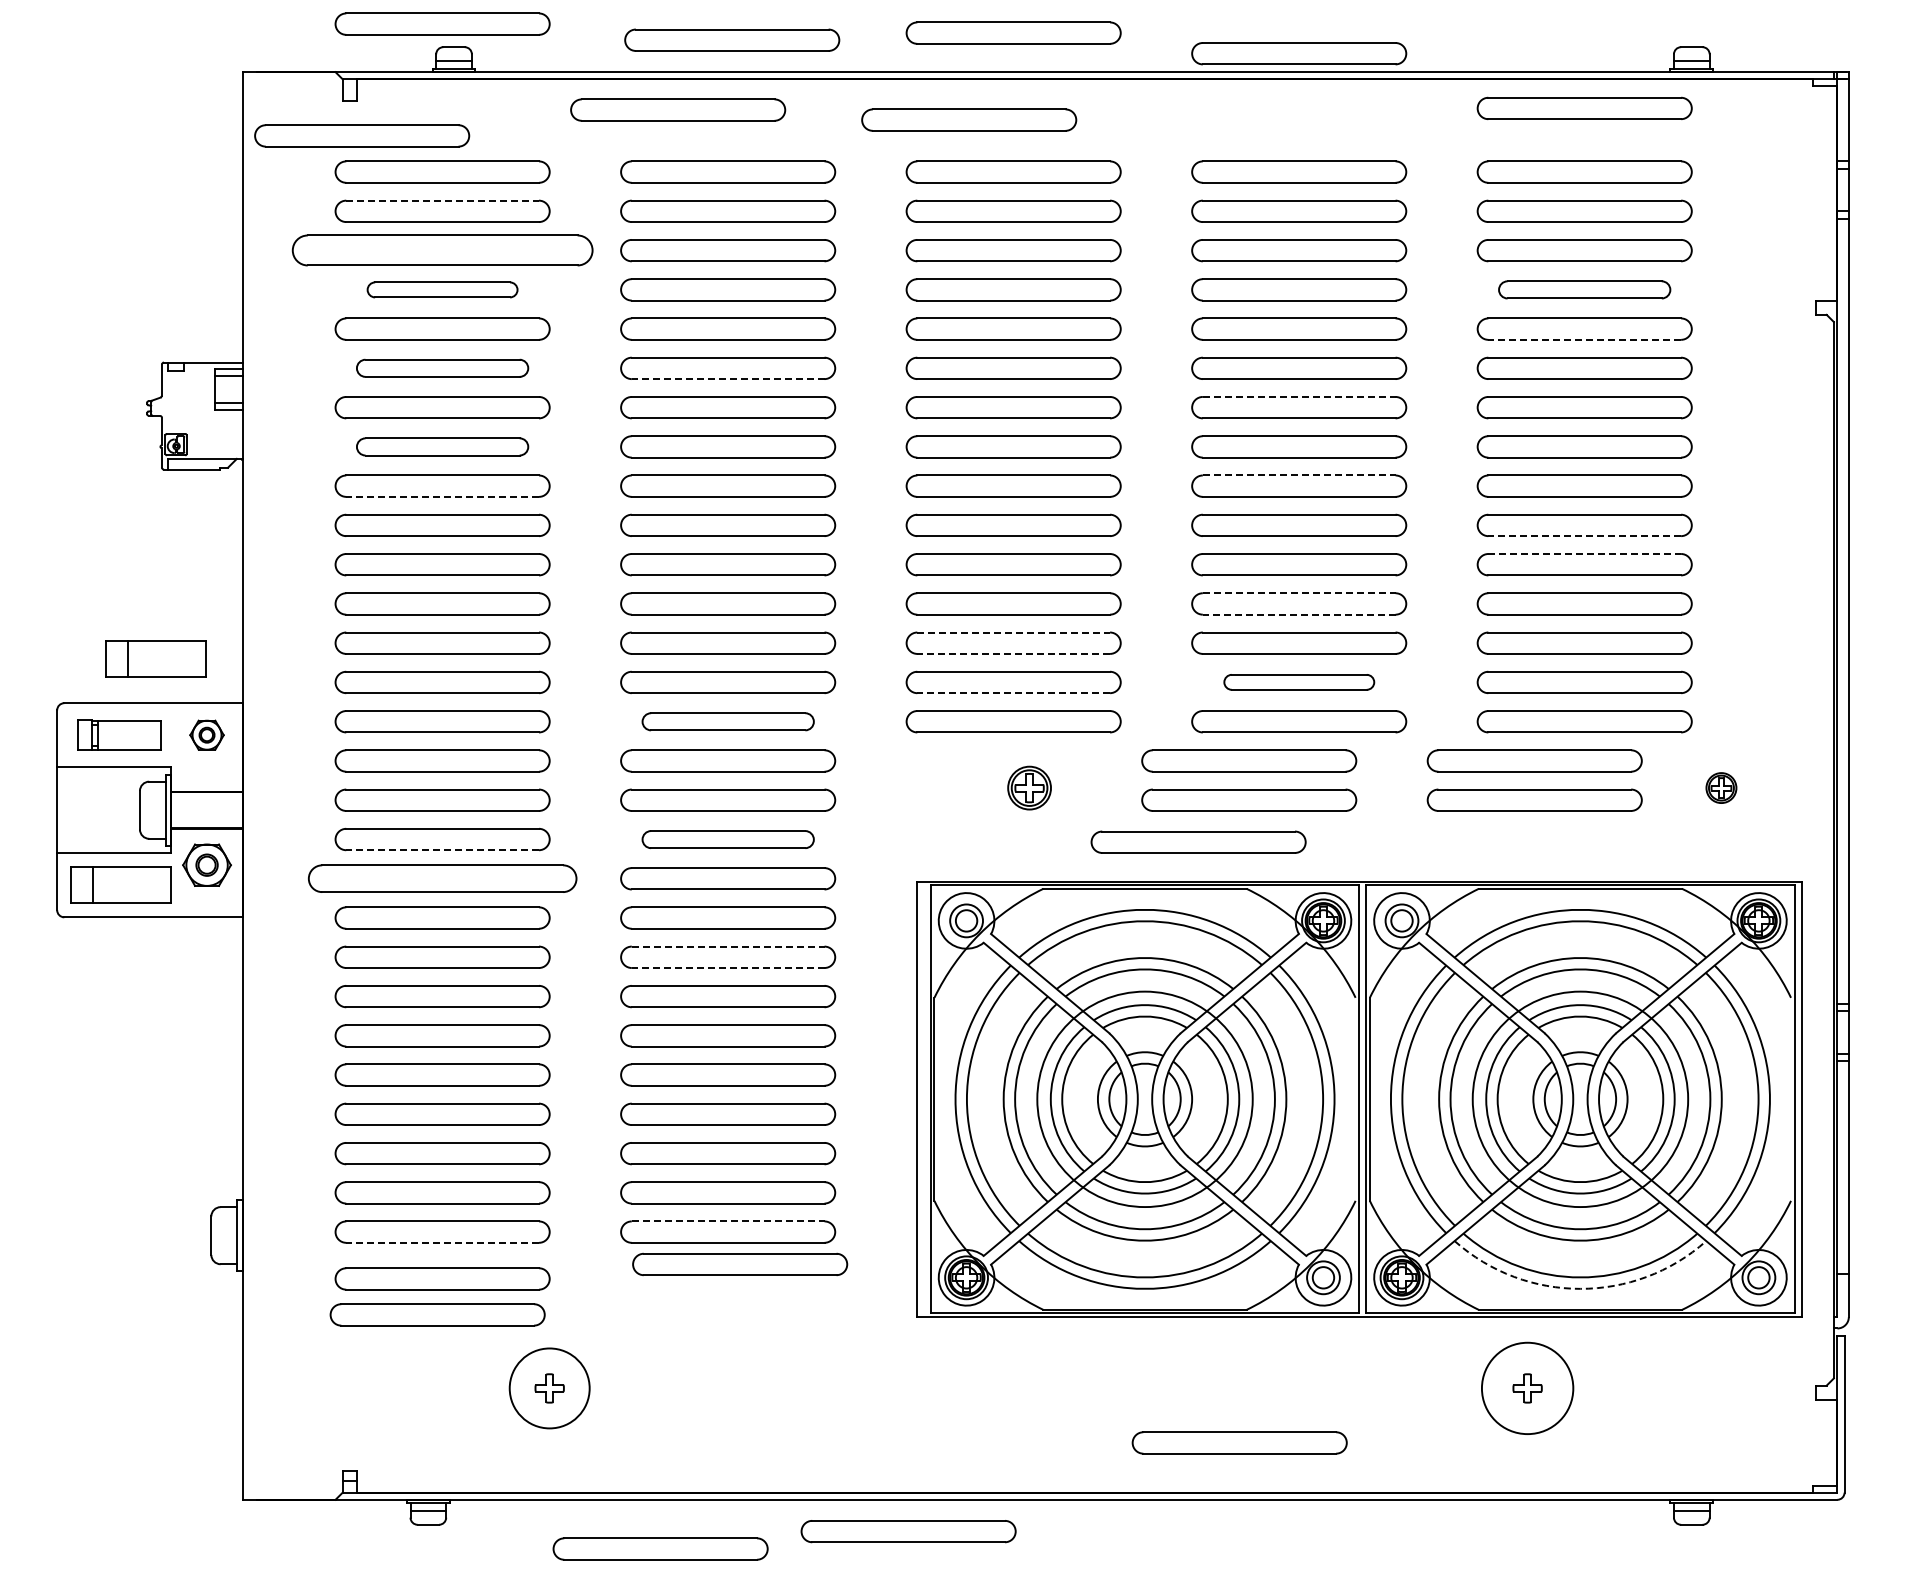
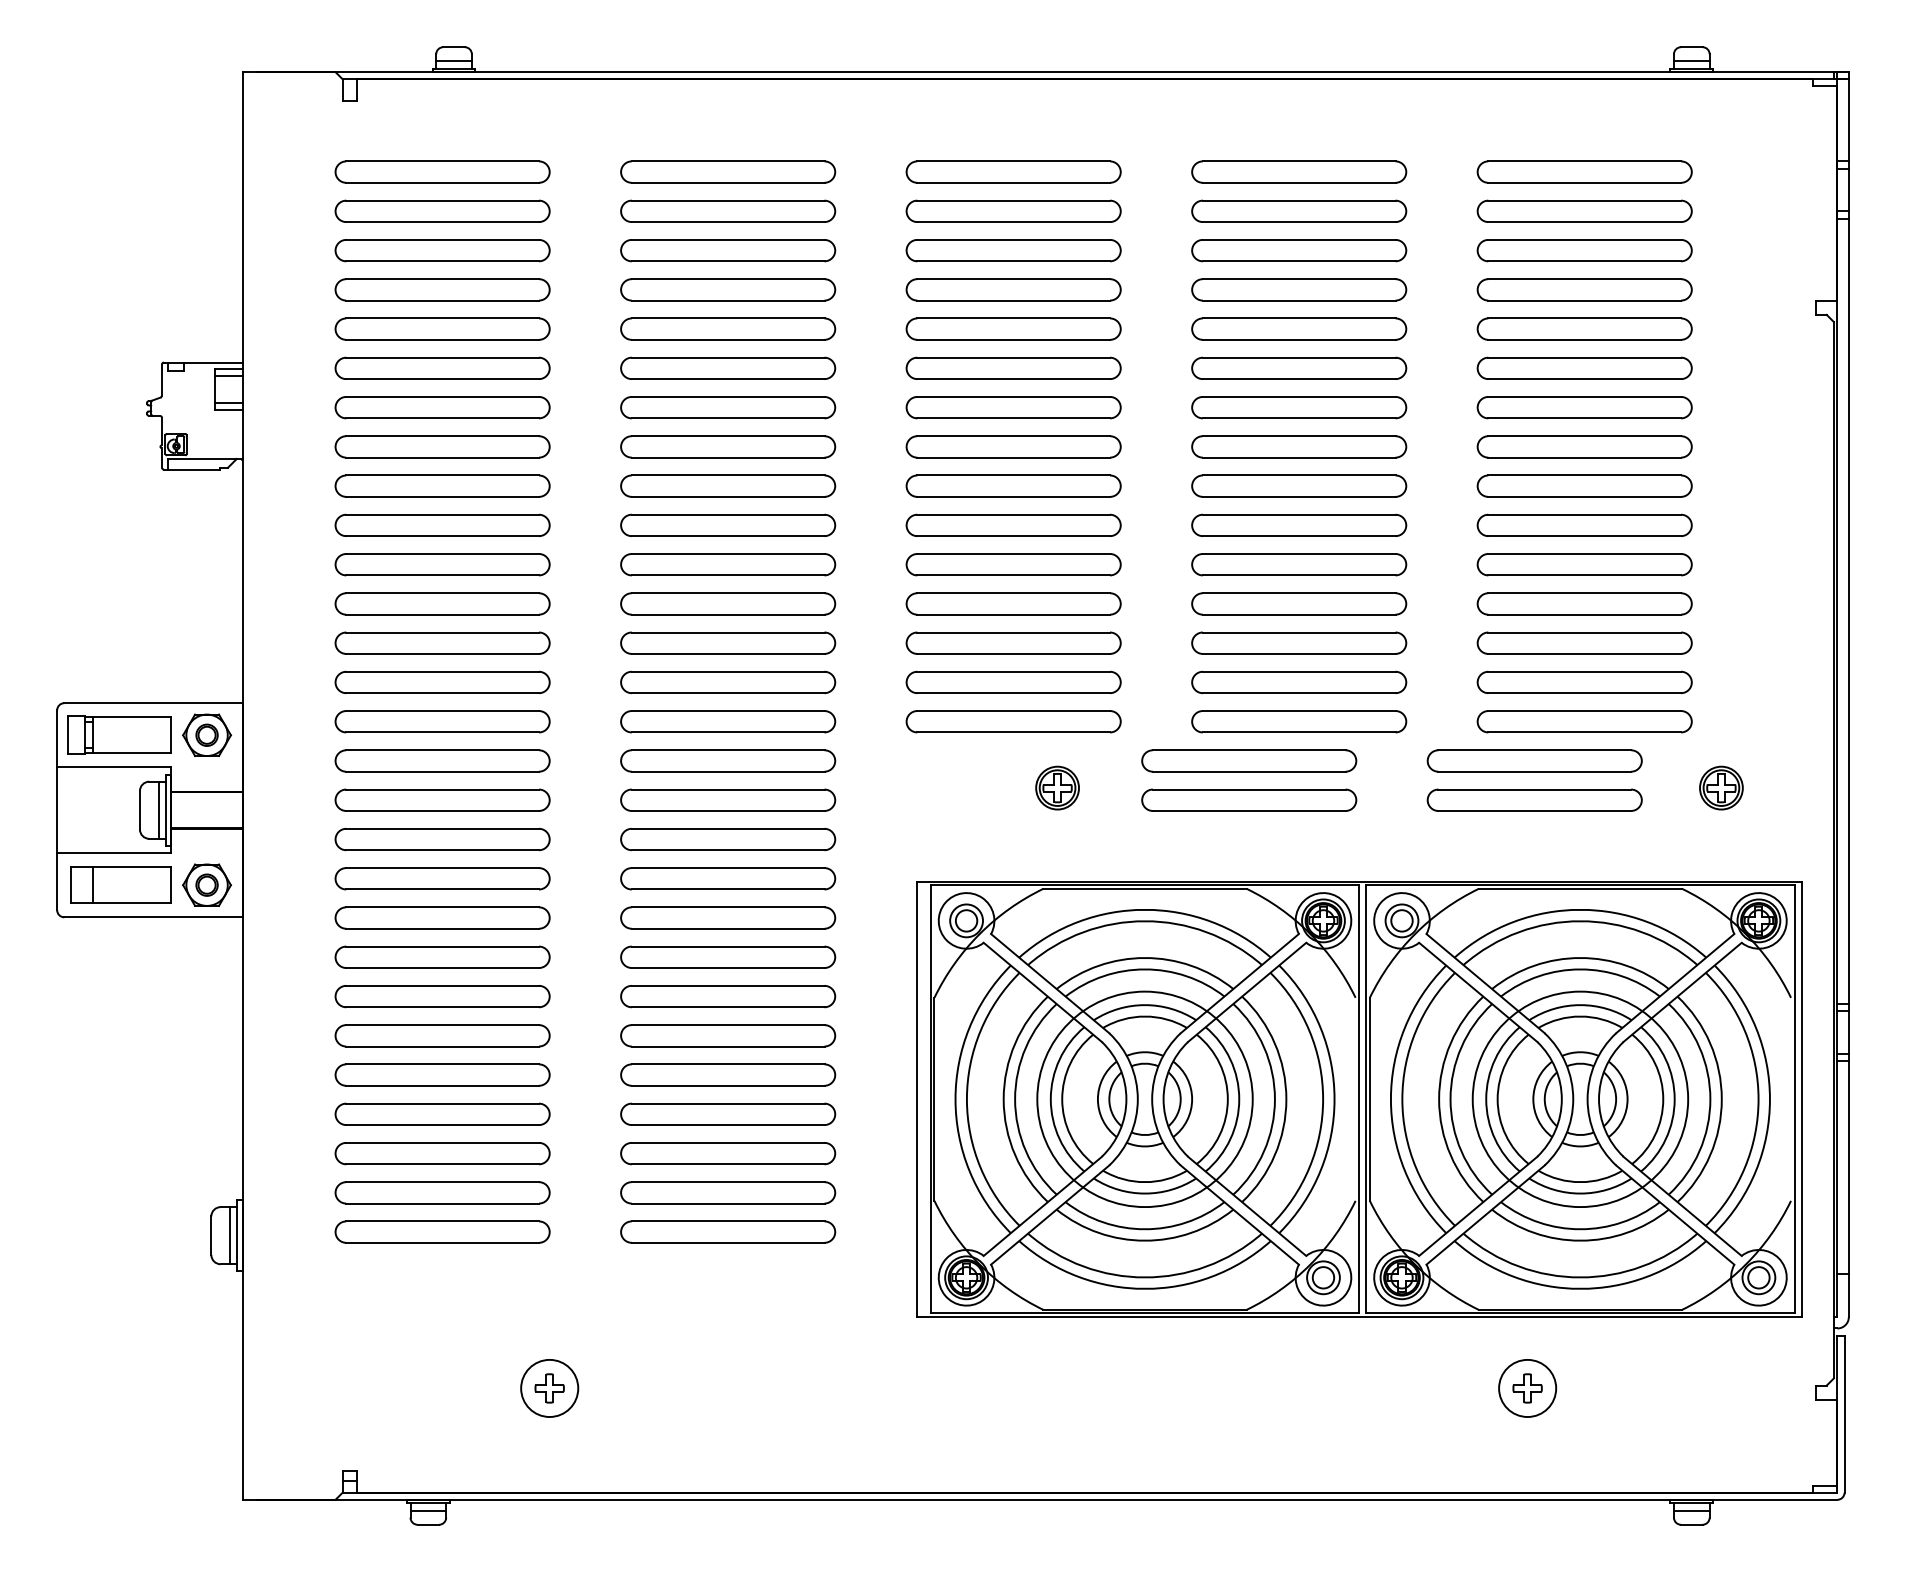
part: present -> none (442, 23)
part: present -> none (1013, 32)
part: present -> none (732, 39)
part: present -> none (1299, 53)
part: present -> none (1584, 107)
part: present -> none (678, 109)
part: present -> none (969, 119)
part: present -> none (362, 135)
line: dashed -> solid (443, 200)
part size: 303x33 px -> 217x24 px (442, 250)
part size: 153x18 px -> 217x24 px (442, 289)
part size: 174x20 px -> 217x24 px (1584, 289)
line: dashed -> solid (1584, 339)
part size: 174x20 px -> 217x24 px (442, 367)
line: dashed -> solid (727, 379)
line: dashed -> solid (1299, 396)
part size: 174x20 px -> 217x24 px (442, 446)
line: dashed -> solid (1299, 475)
line: dashed -> solid (442, 496)
line: dashed -> solid (1584, 536)
line: dashed -> solid (1585, 554)
line: dashed -> solid (1299, 593)
line: dashed -> solid (1298, 614)
line: dashed -> solid (1014, 632)
line: dashed -> solid (1013, 653)
part: present -> none (155, 658)
part size: 153x17 px -> 217x24 px (1299, 681)
line: dashed -> solid (1013, 693)
part size: 174x20 px -> 217x24 px (728, 721)
part size: 85x32 px -> 105x40 px (119, 734)
part size: 36x32 px -> 50x44 px (206, 734)
part position: (1029, 787) -> (1057, 787) (1057, 787)
part size: 33x32 px -> 45x46 px (1721, 787)
line: none -> present (158, 809)
part size: 174x19 px -> 217x24 px (728, 839)
part: present -> none (1198, 841)
line: dashed -> solid (442, 850)
part position: (206, 864) -> (206, 884) (206, 884)
part size: 270x29 px -> 217x24 px (442, 878)
line: dashed -> solid (728, 946)
line: dashed -> solid (727, 968)
line: dashed -> solid (728, 1221)
line: none -> present (229, 1235)
line: dashed -> solid (442, 1242)
part: present -> none (740, 1263)
part: present -> none (442, 1278)
arc: dashed -> solid (1580, 1288)
part: present -> none (437, 1314)
circle diameter: 80 px -> 57 px (549, 1388)
circle diameter: 91 px -> 57 px (1527, 1388)
part: present -> none (1239, 1442)
part: present -> none (908, 1531)
part: present -> none (660, 1548)
